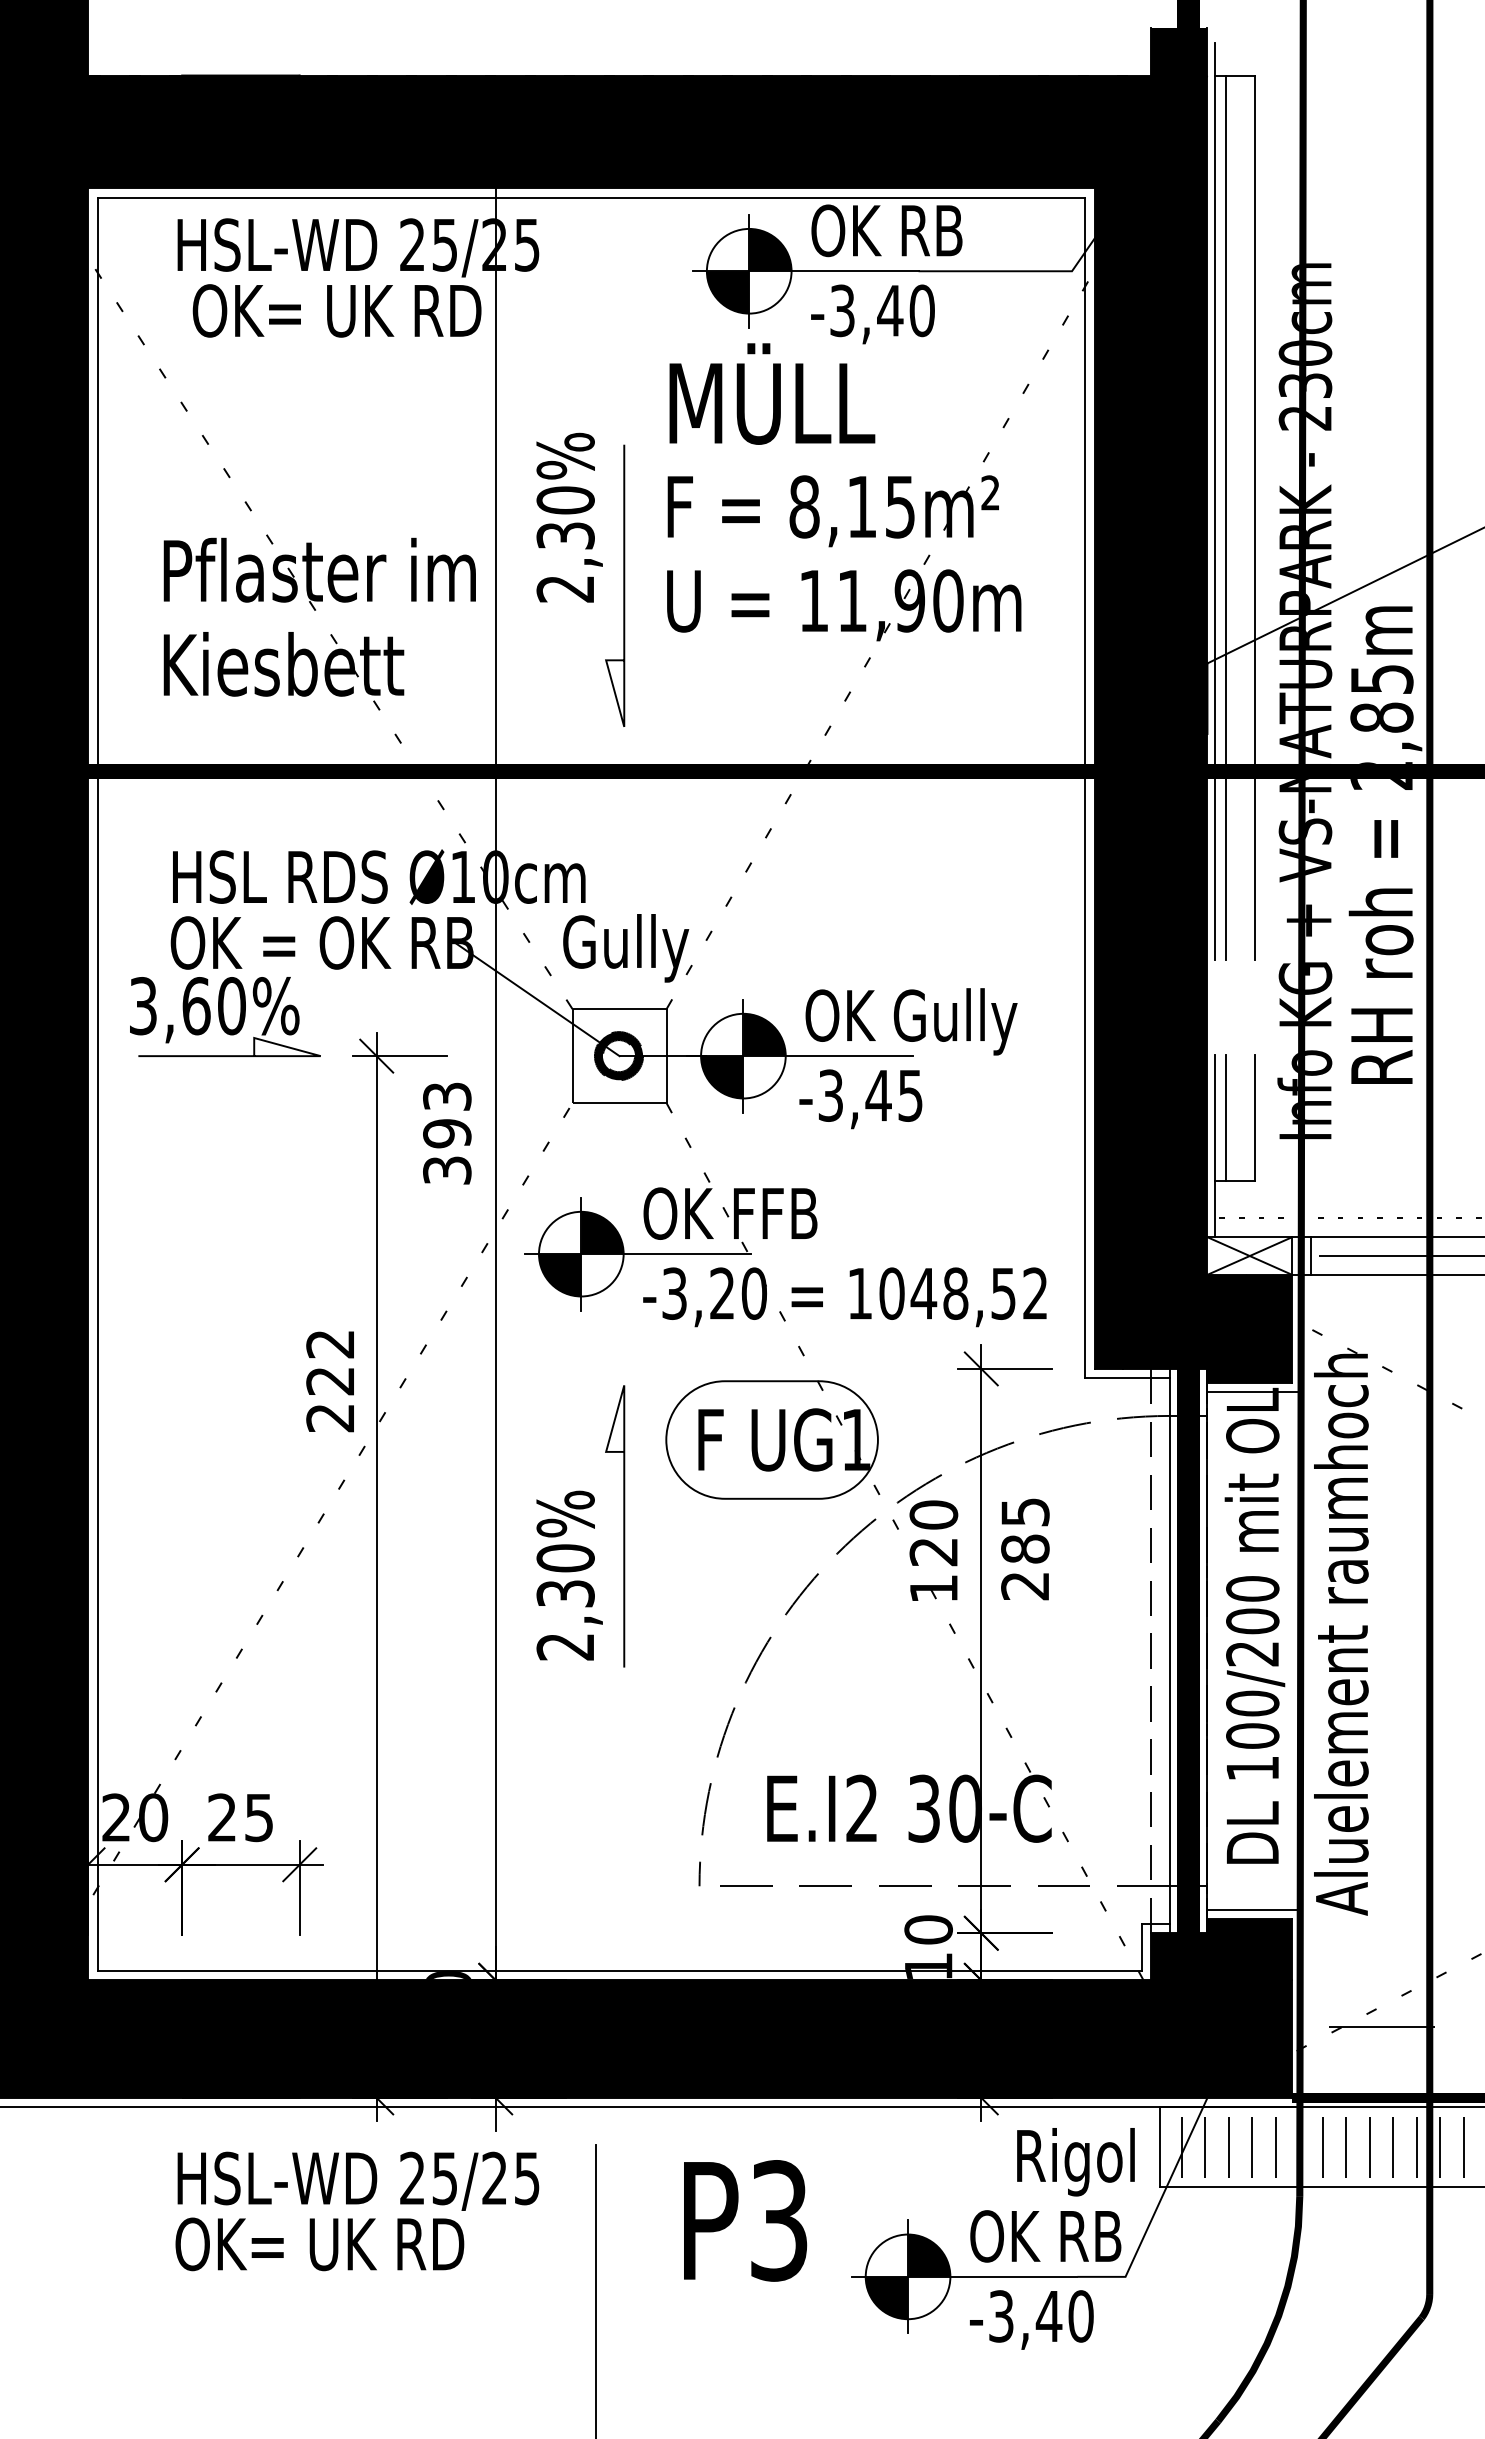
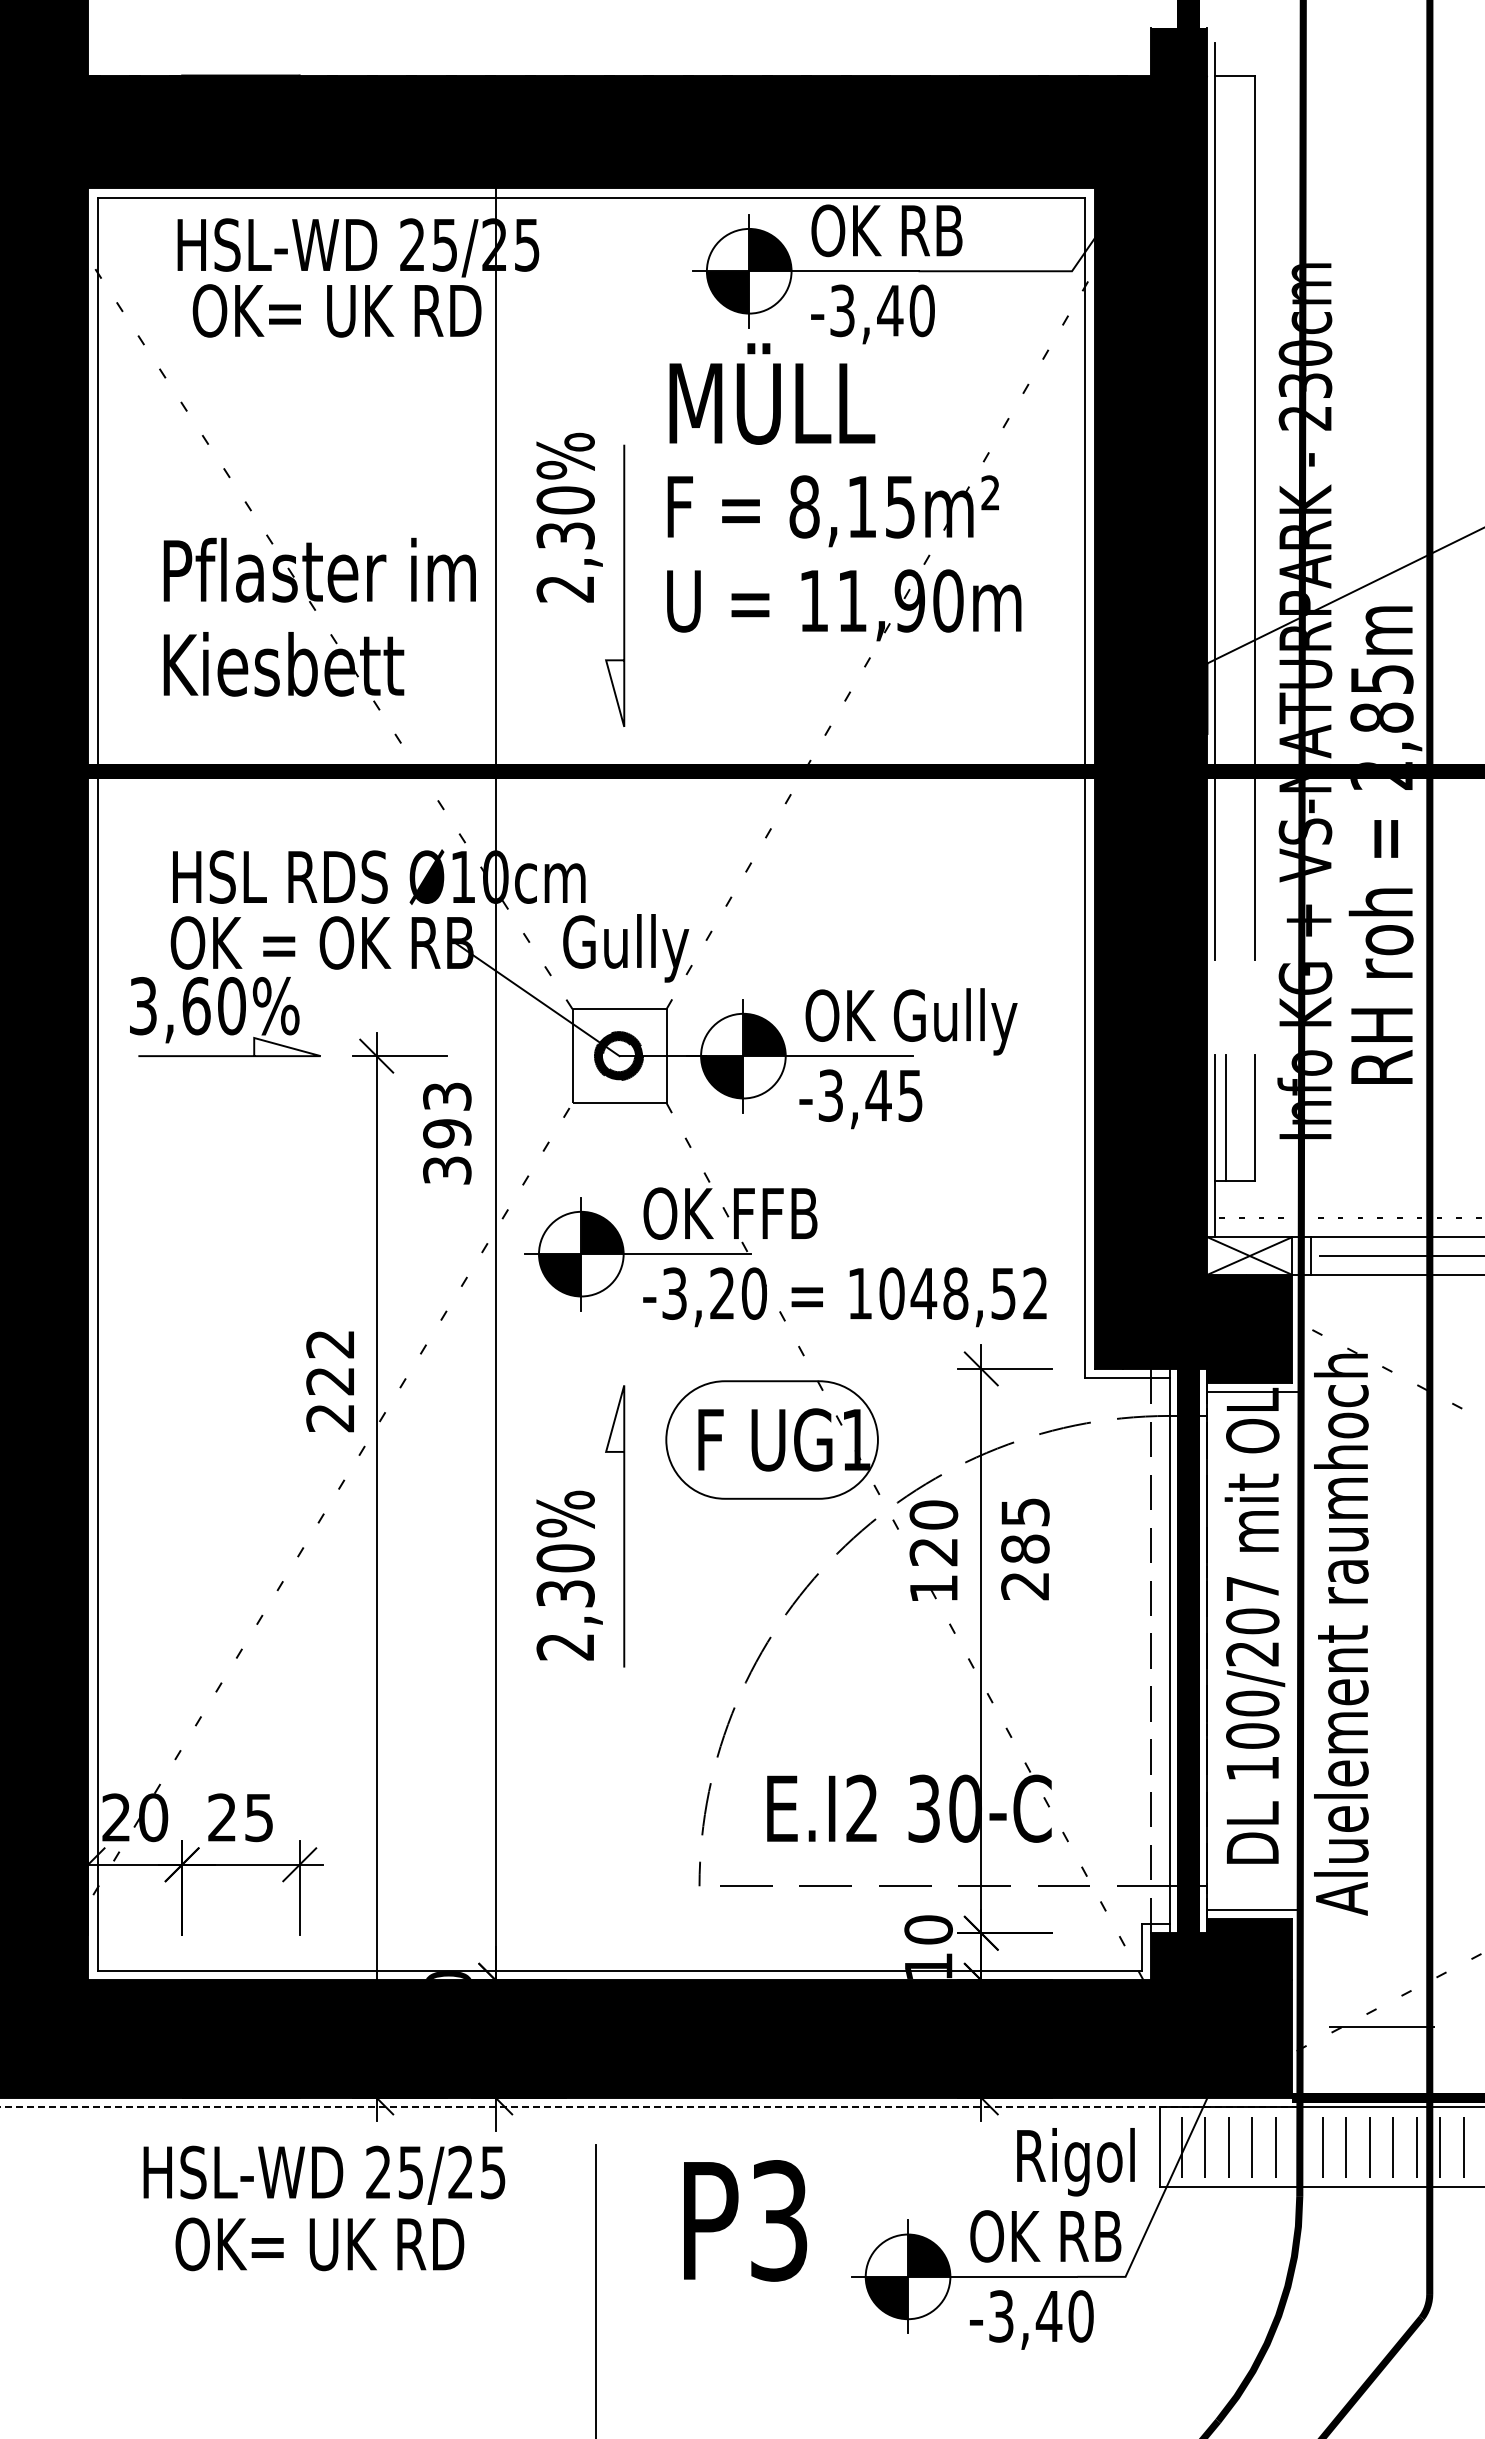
line: present -> none (1226, 517)
text: 100/200 -> 100/207 (1252, 1588)
line: solid -> dashed (651, 2107)
text position: (358, 2180) -> (324, 2174) (324, 2174)
